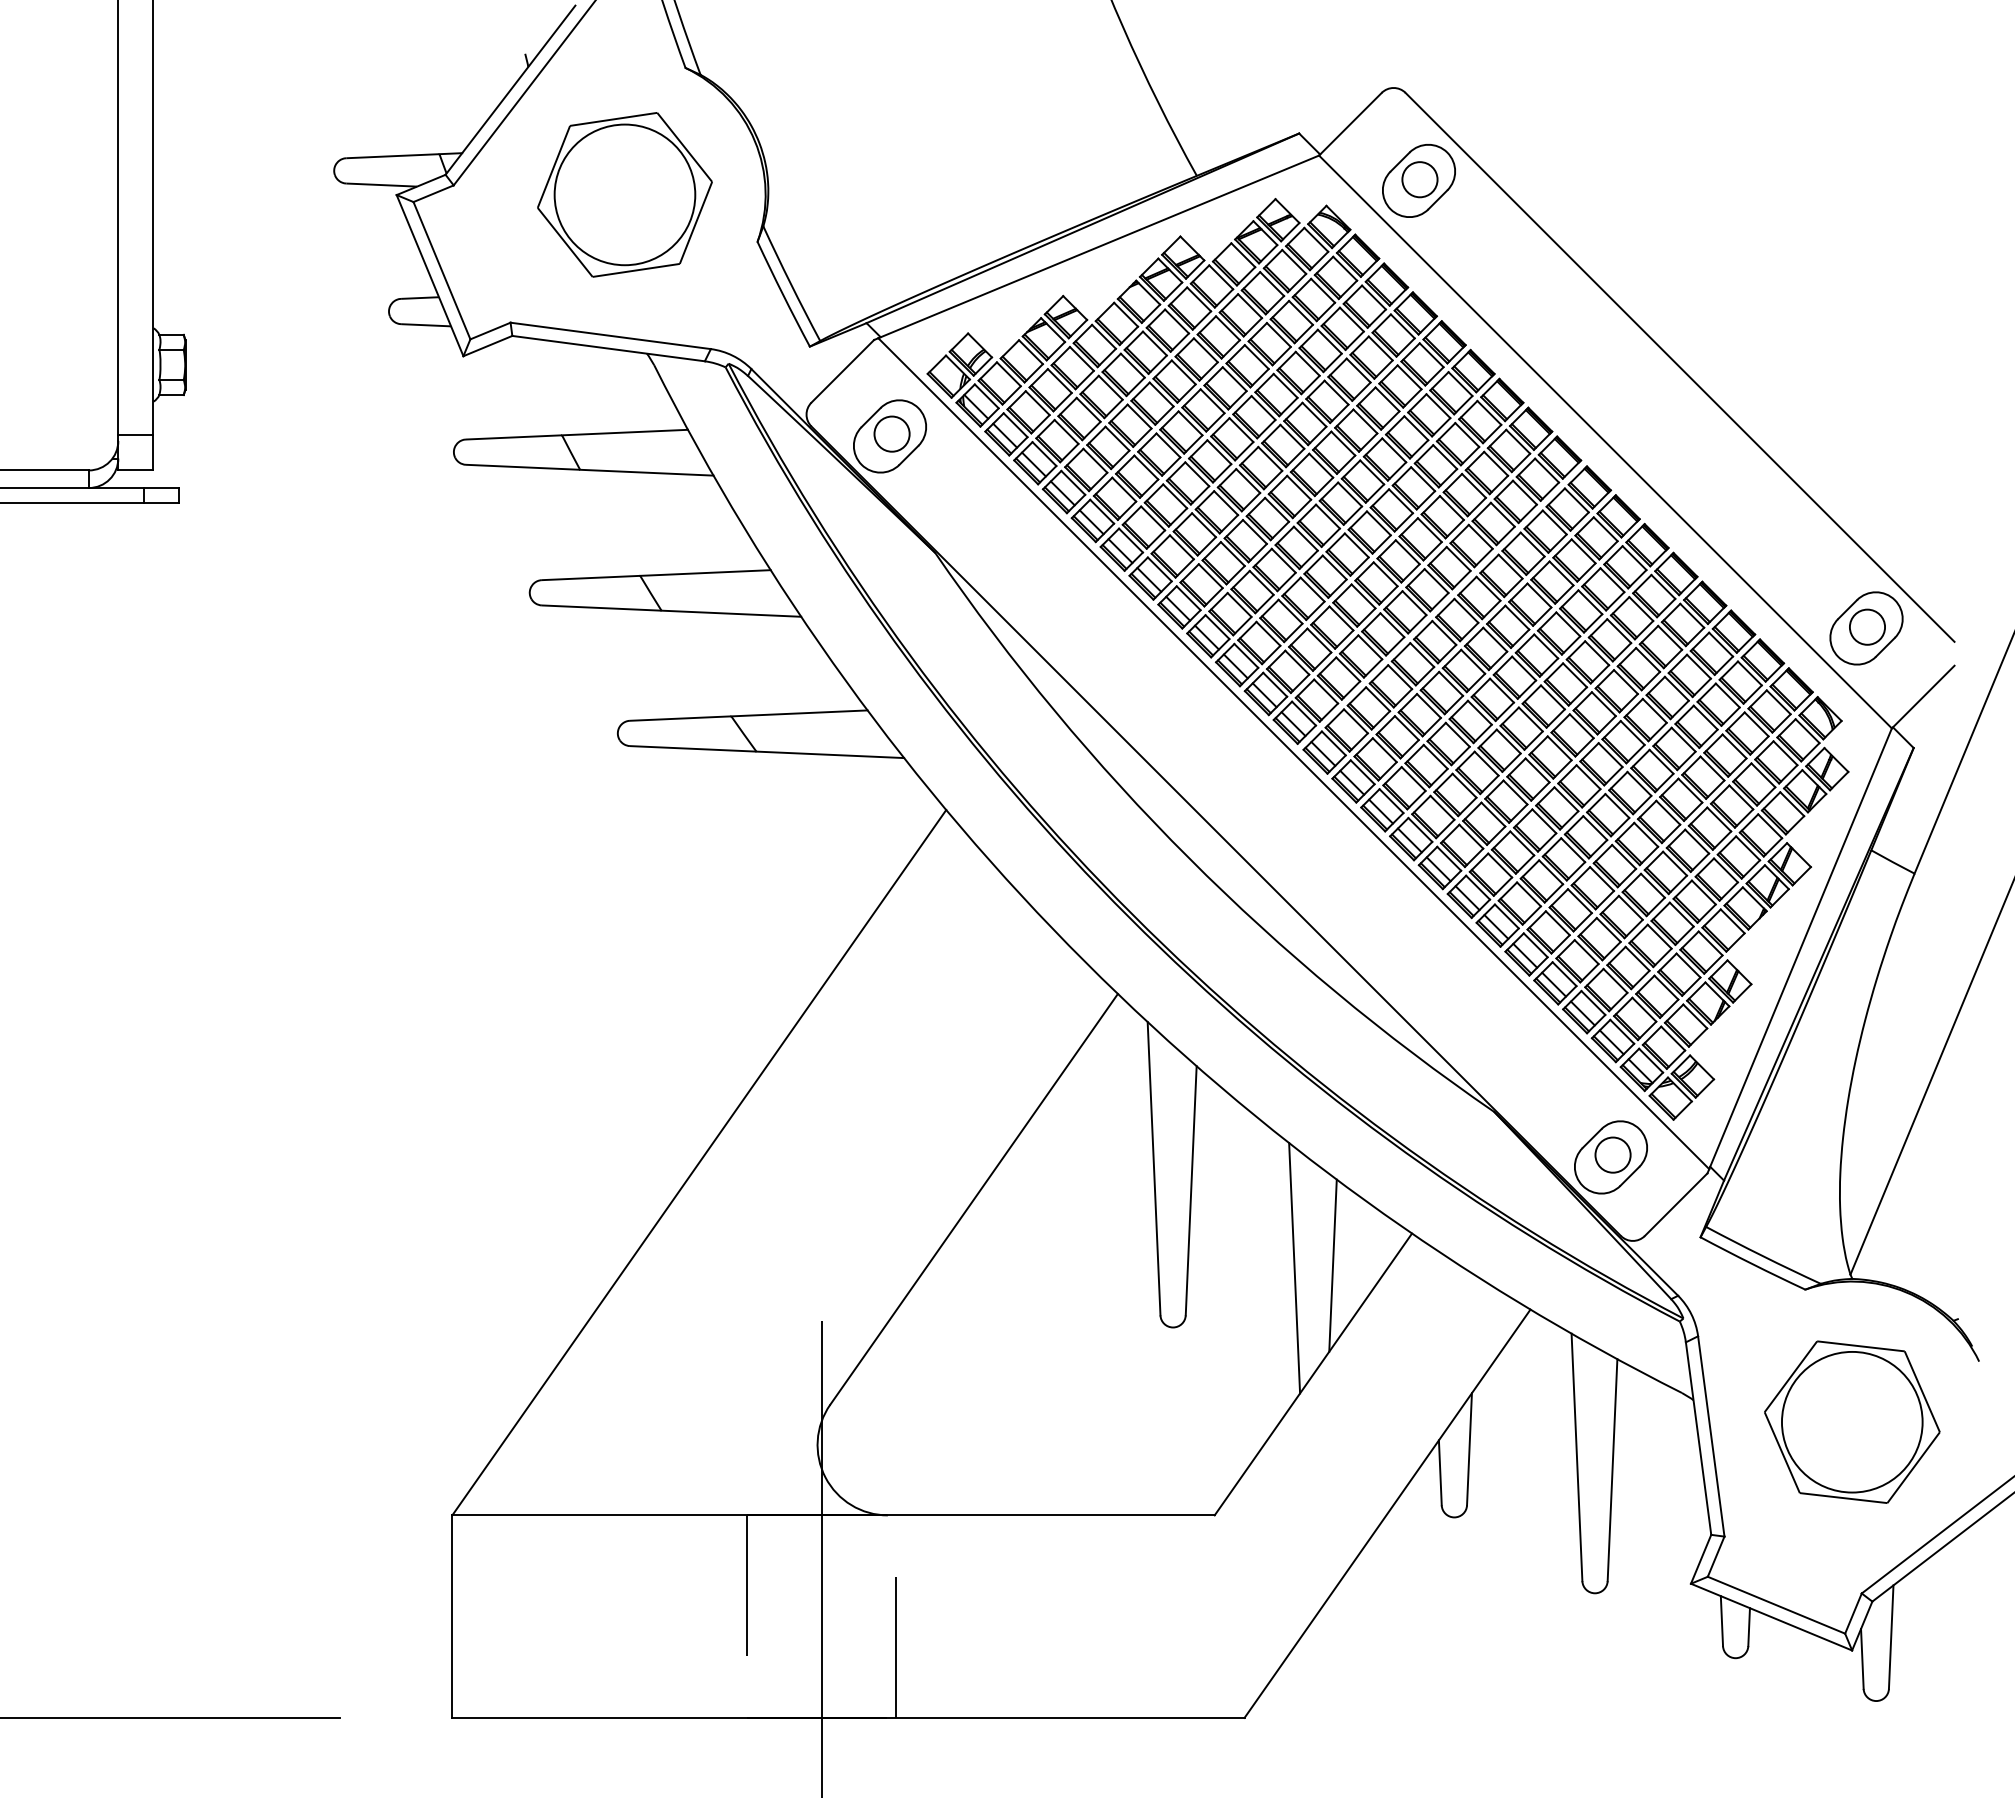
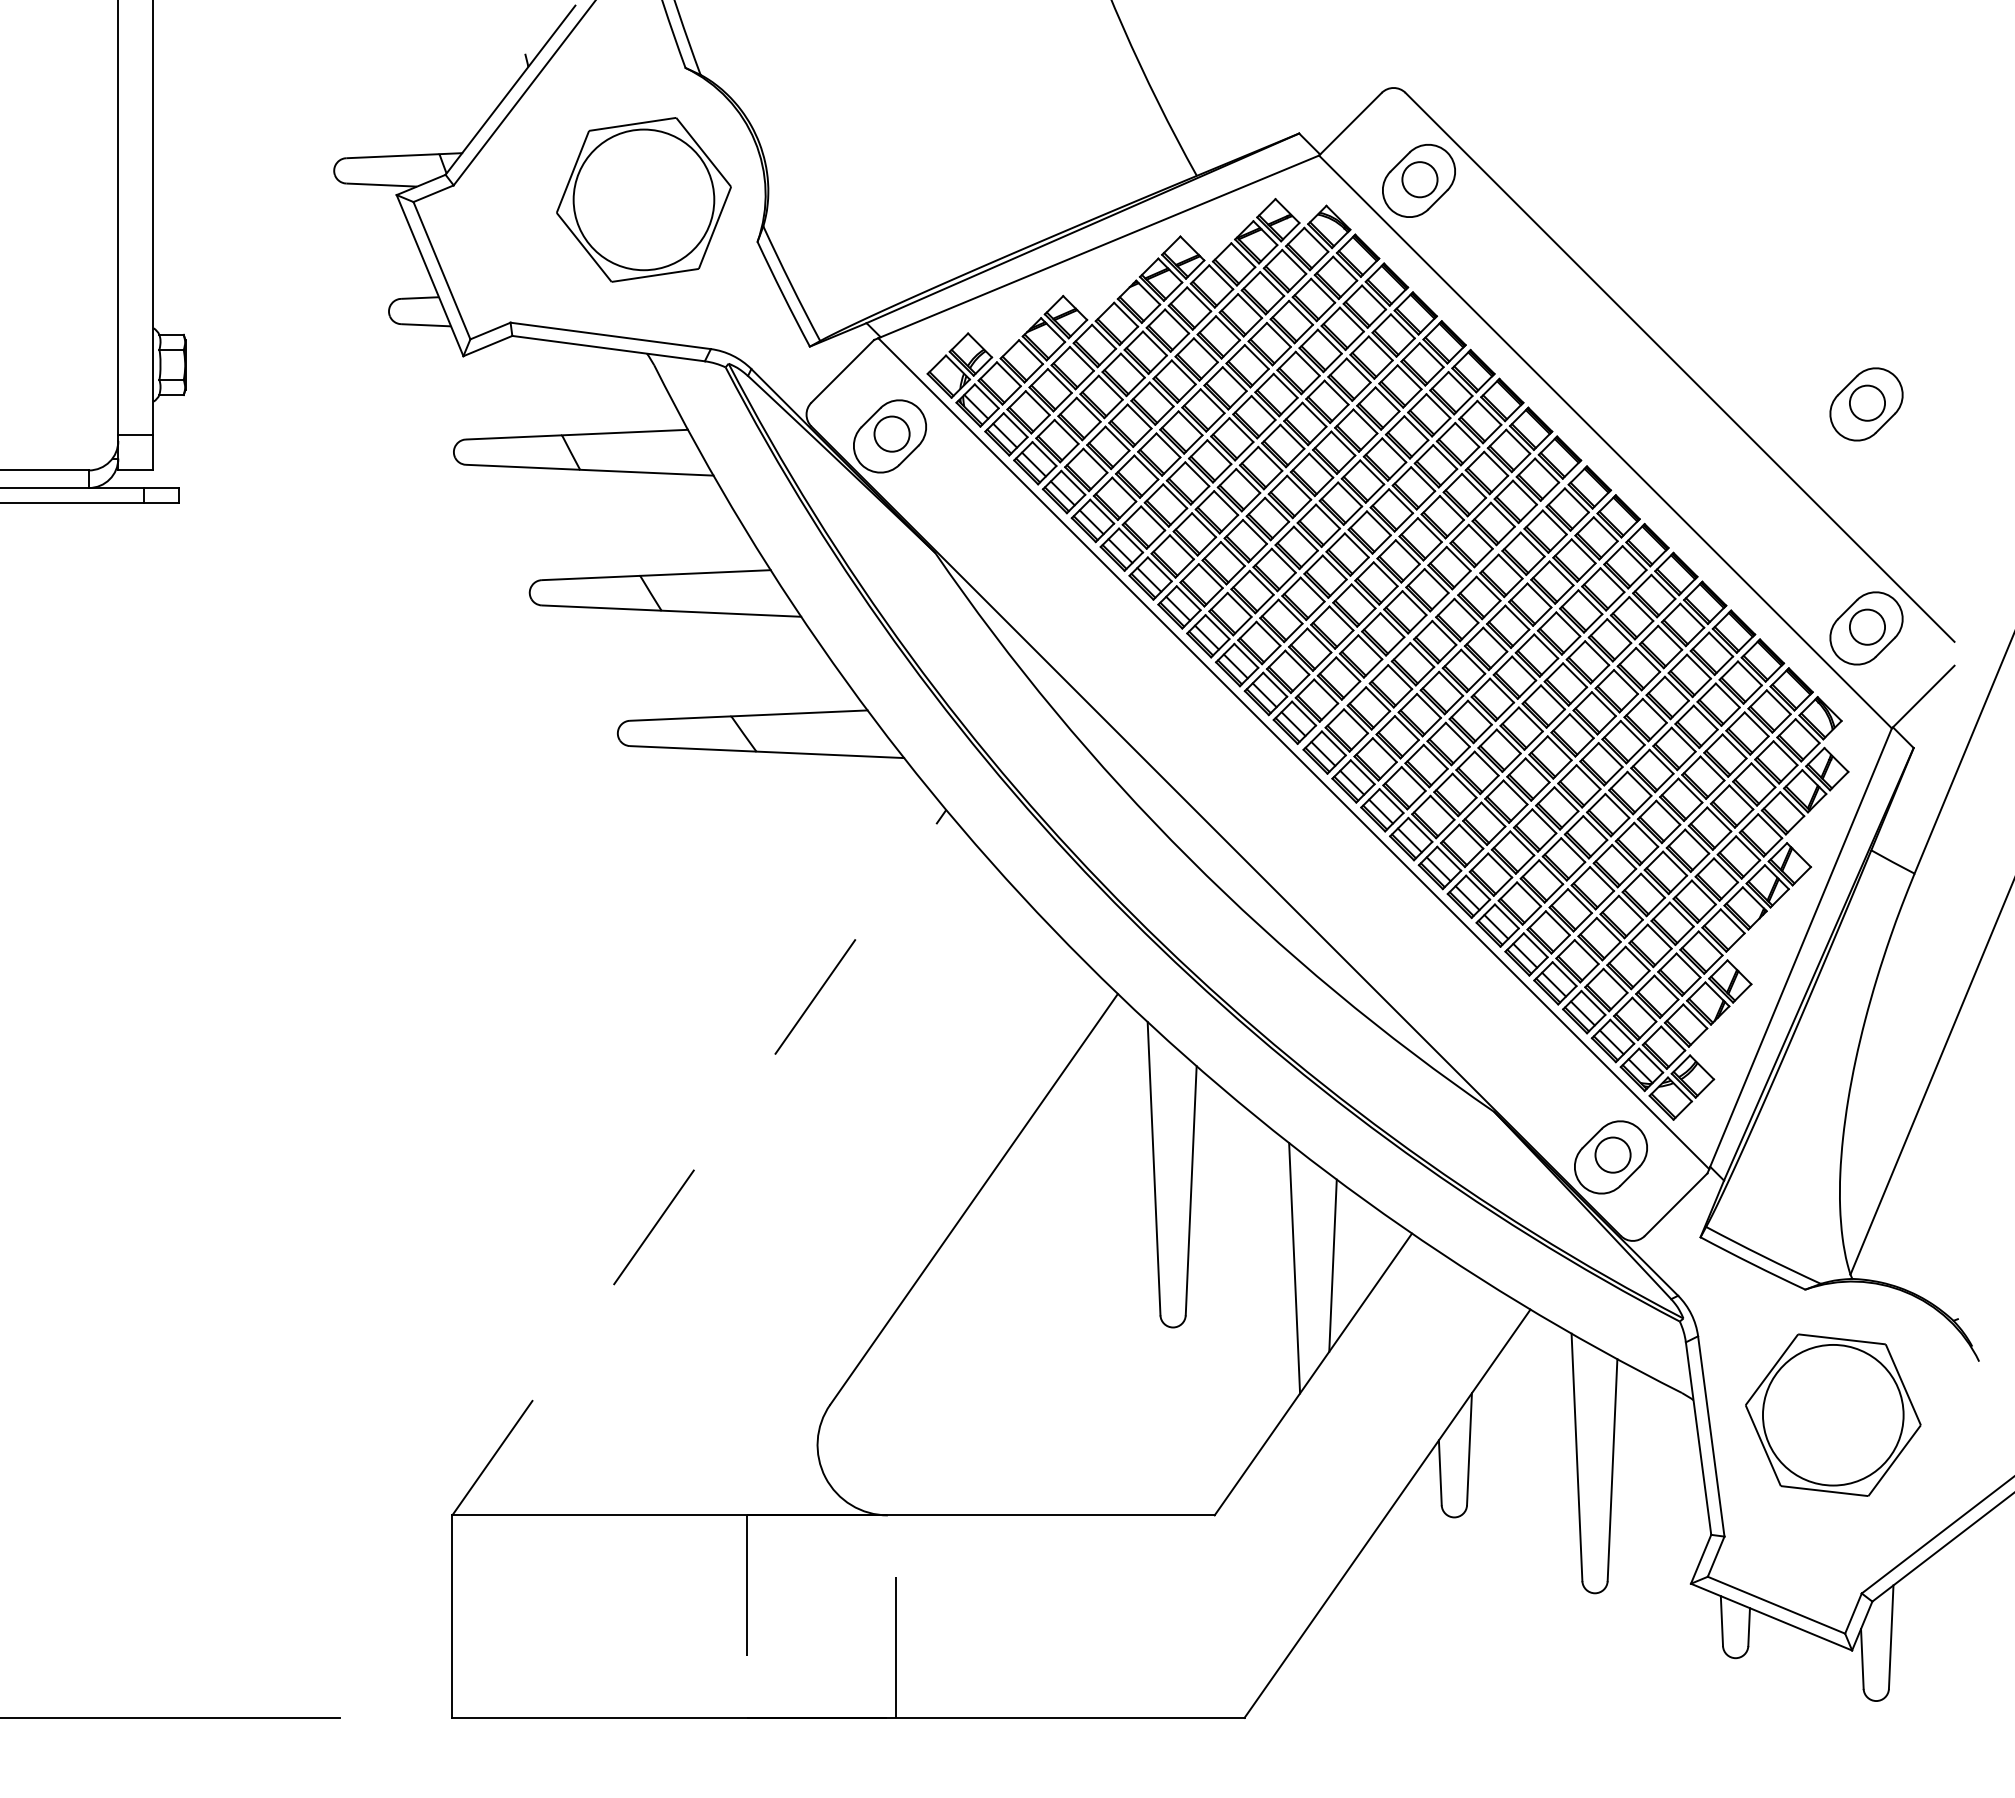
part position: (624, 194) -> (643, 199) (643, 199)
part: none -> present (1866, 404)
line: solid -> dashed (699, 1162)
part position: (1852, 1421) -> (1833, 1414) (1833, 1414)
line: present -> none (821, 1557)
